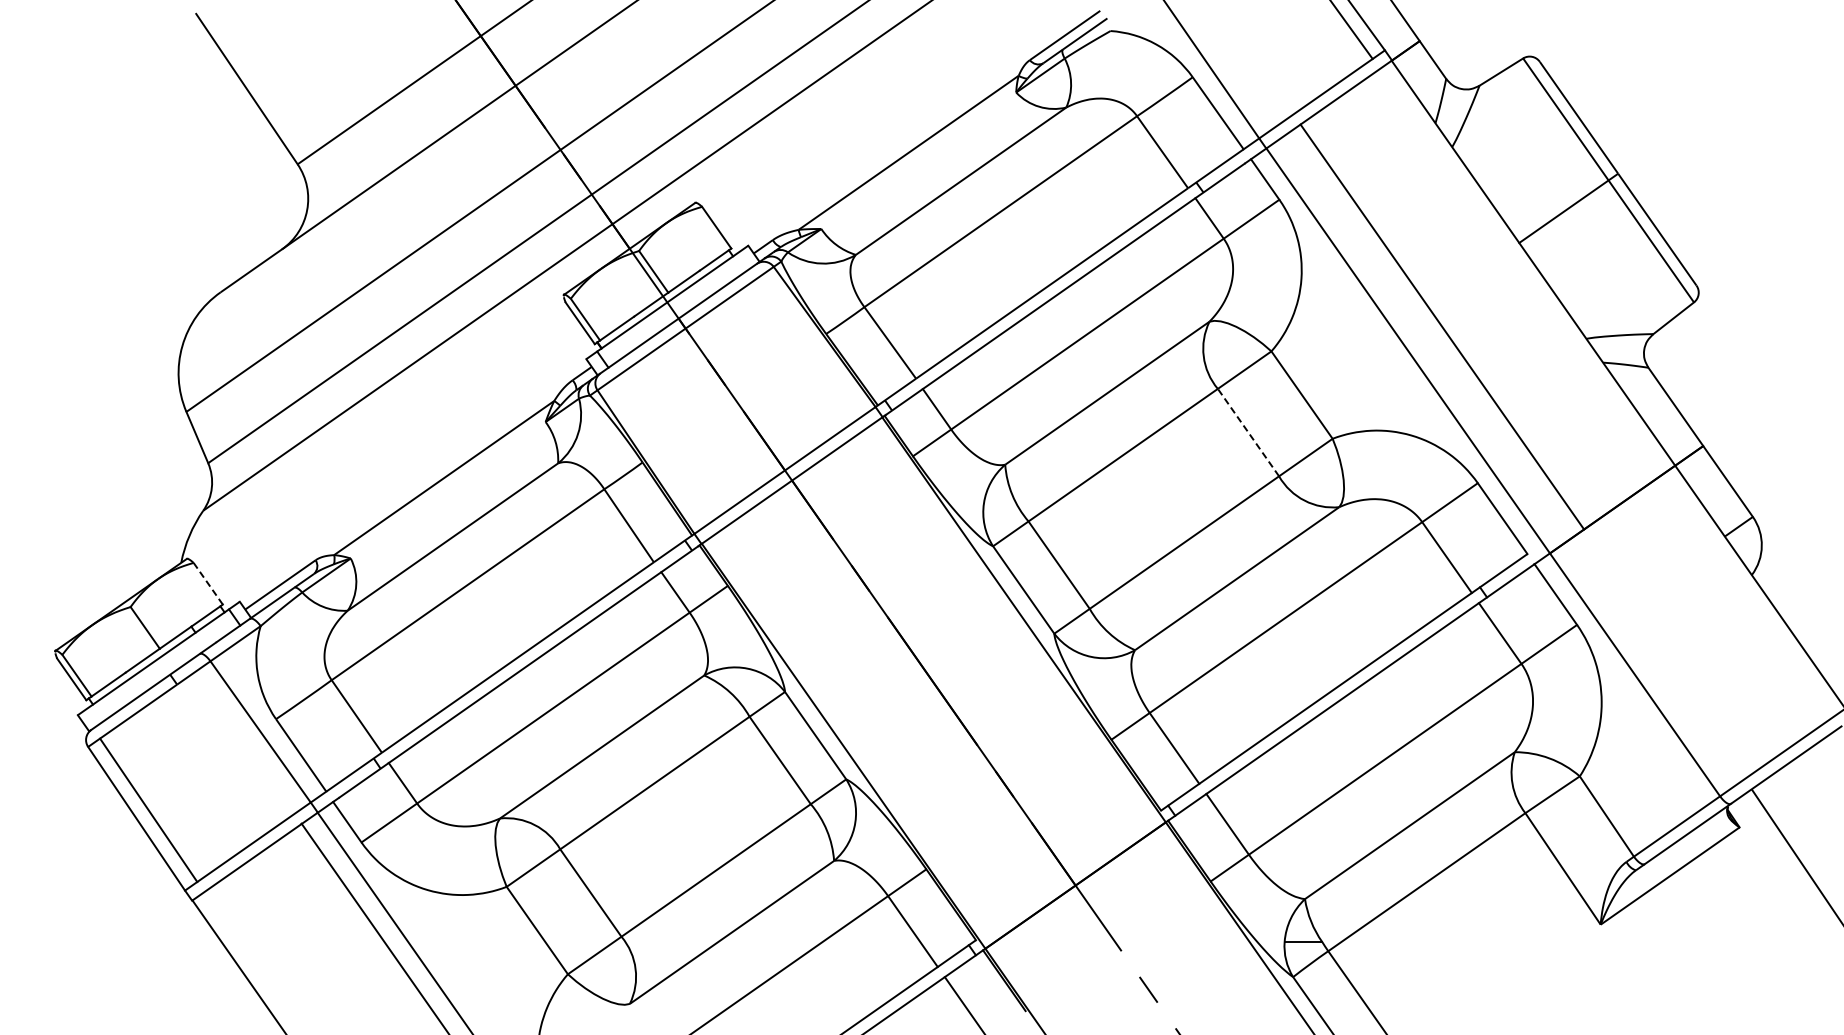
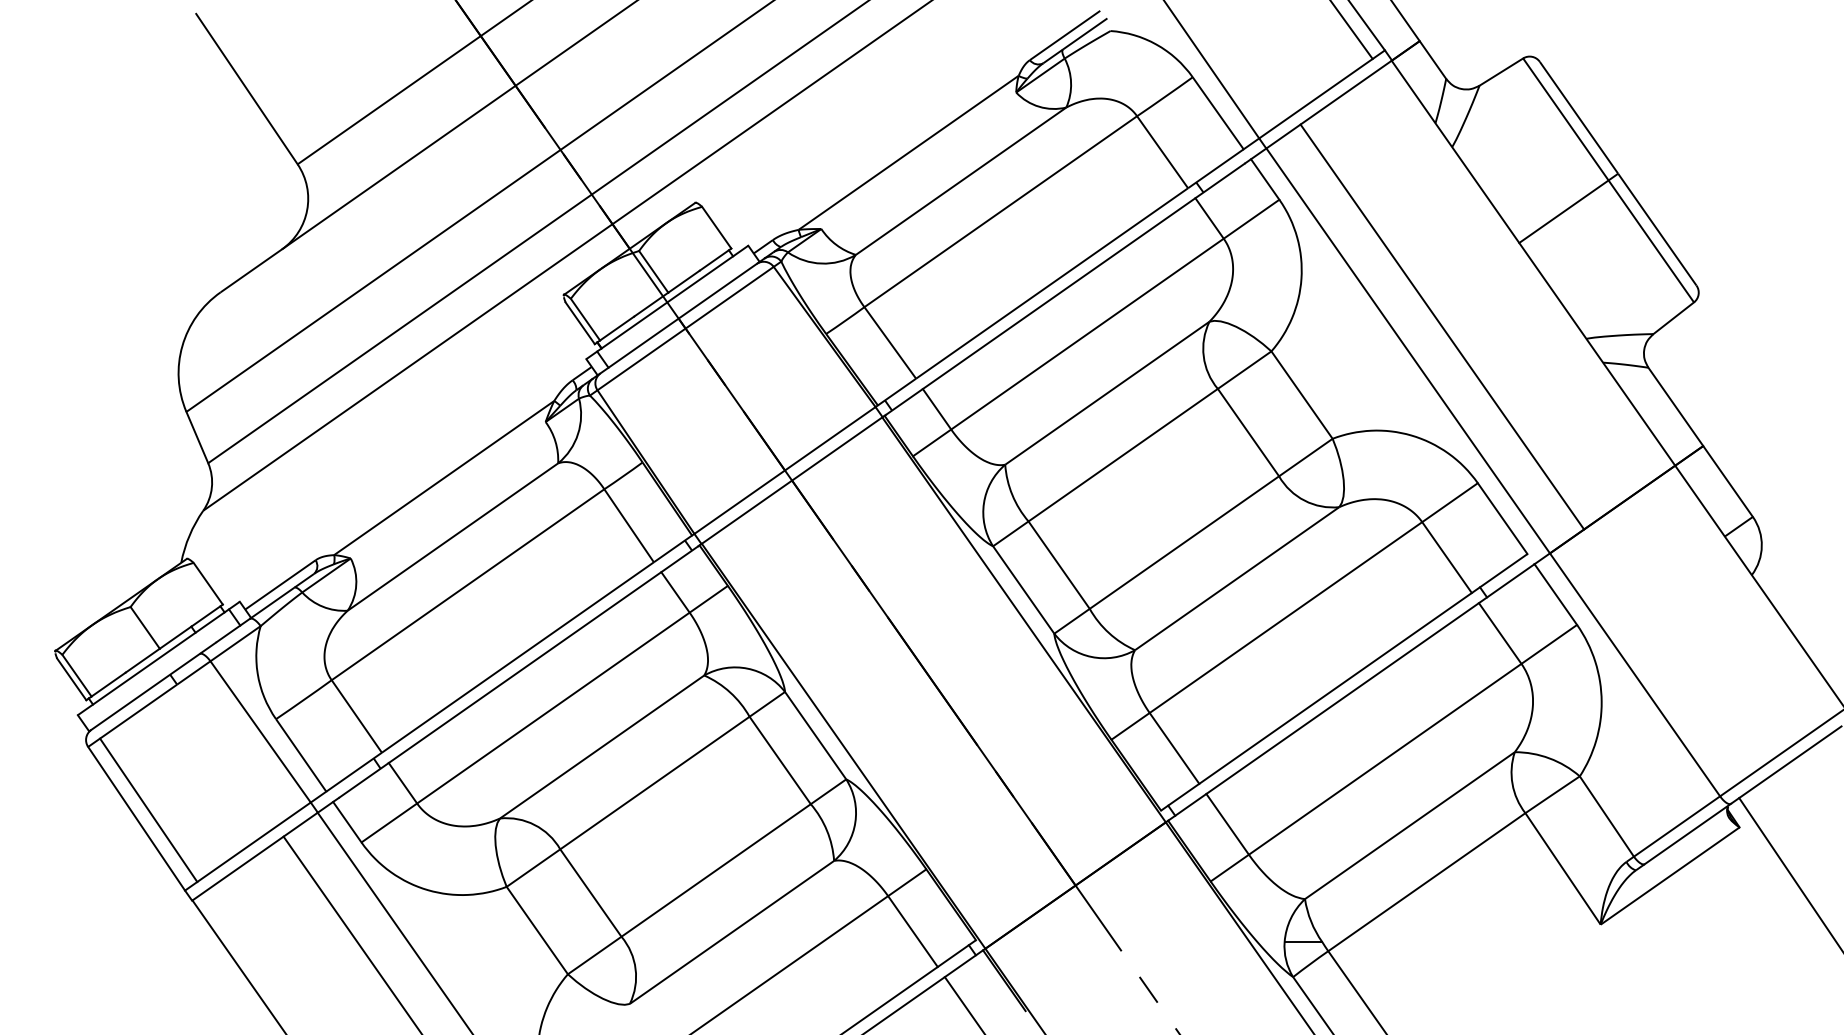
line: dashed -> solid (1248, 432)
line: dashed -> solid (207, 583)
line position: (1796, 855) -> (1789, 873) (1789, 873)
line position: (374, 927) -> (351, 933) (351, 933)
